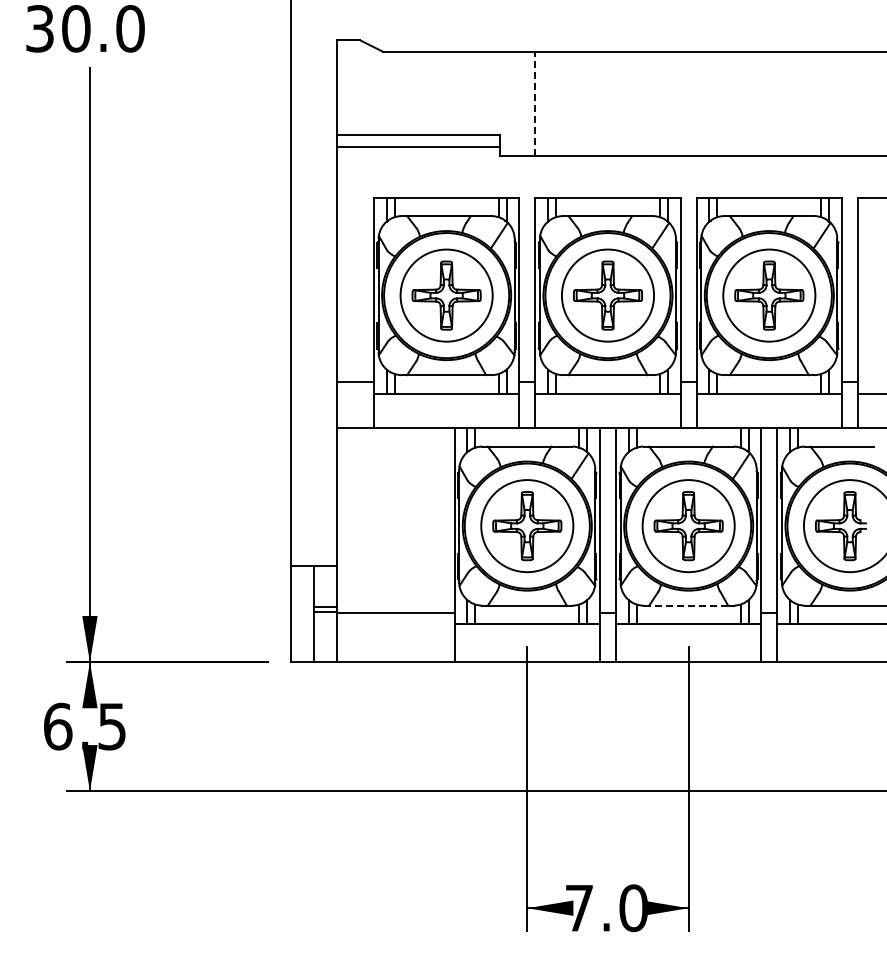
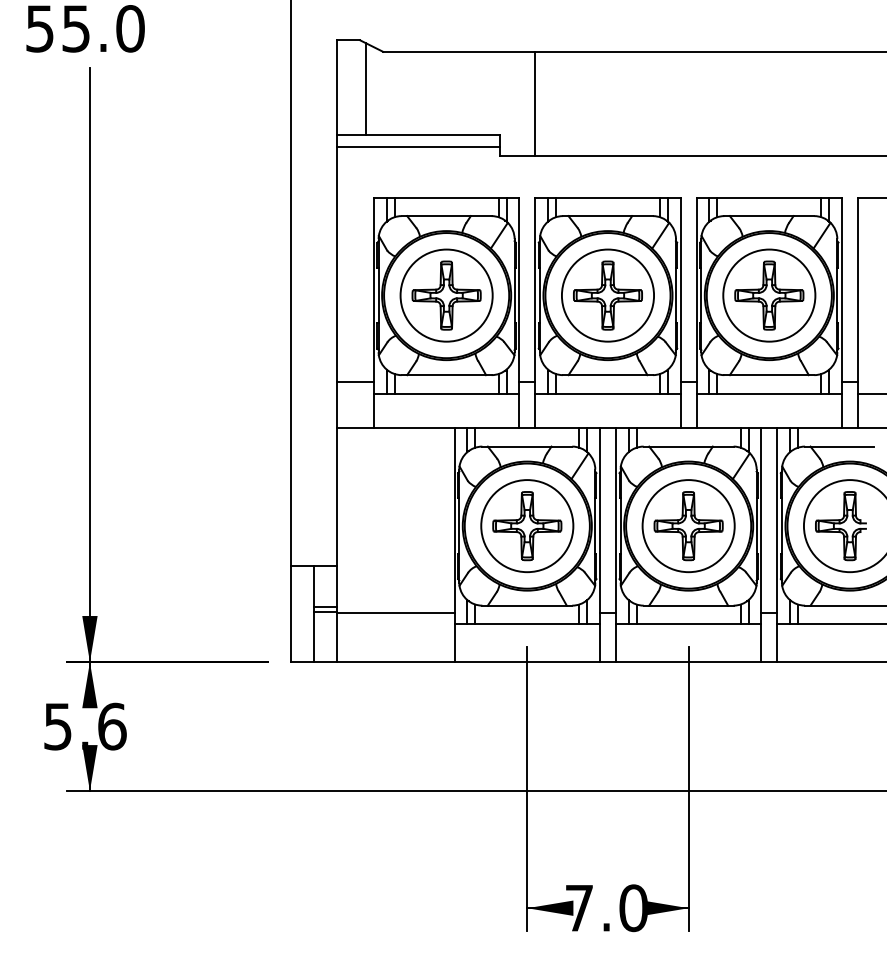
text: 30.0 -> 55.0 (58, 28)
line: none -> present (365, 89)
line: dashed -> solid (534, 103)
line: dashed -> solid (688, 605)
text: 6.5 -> 5.6 (85, 726)
